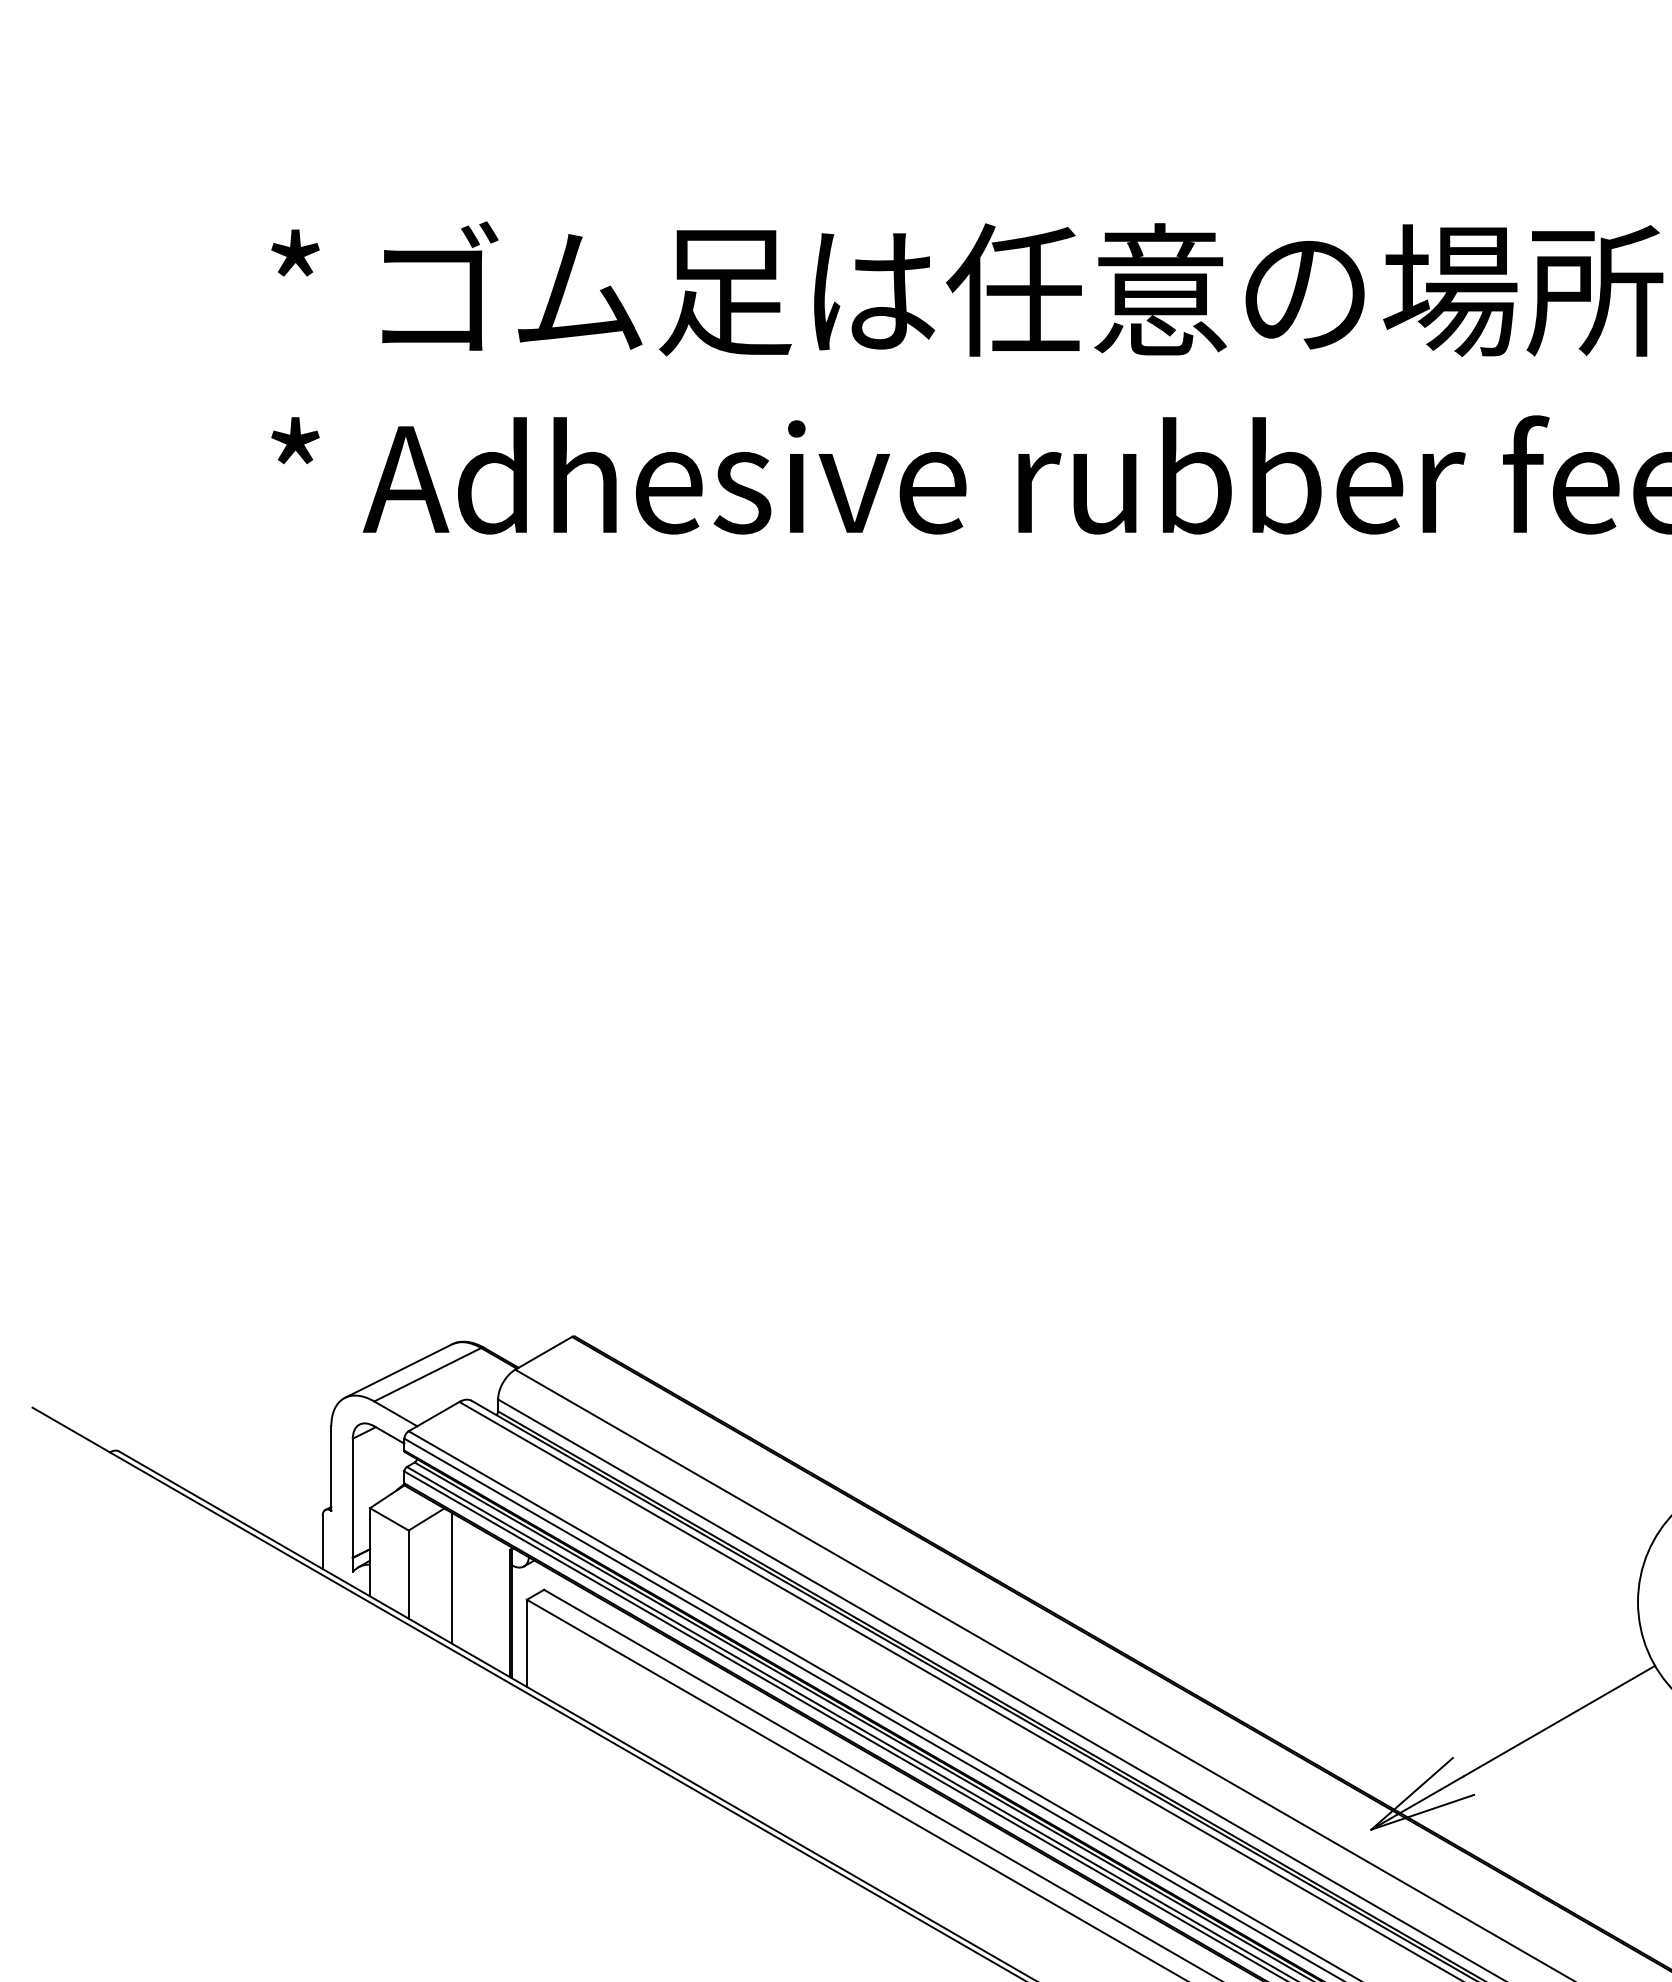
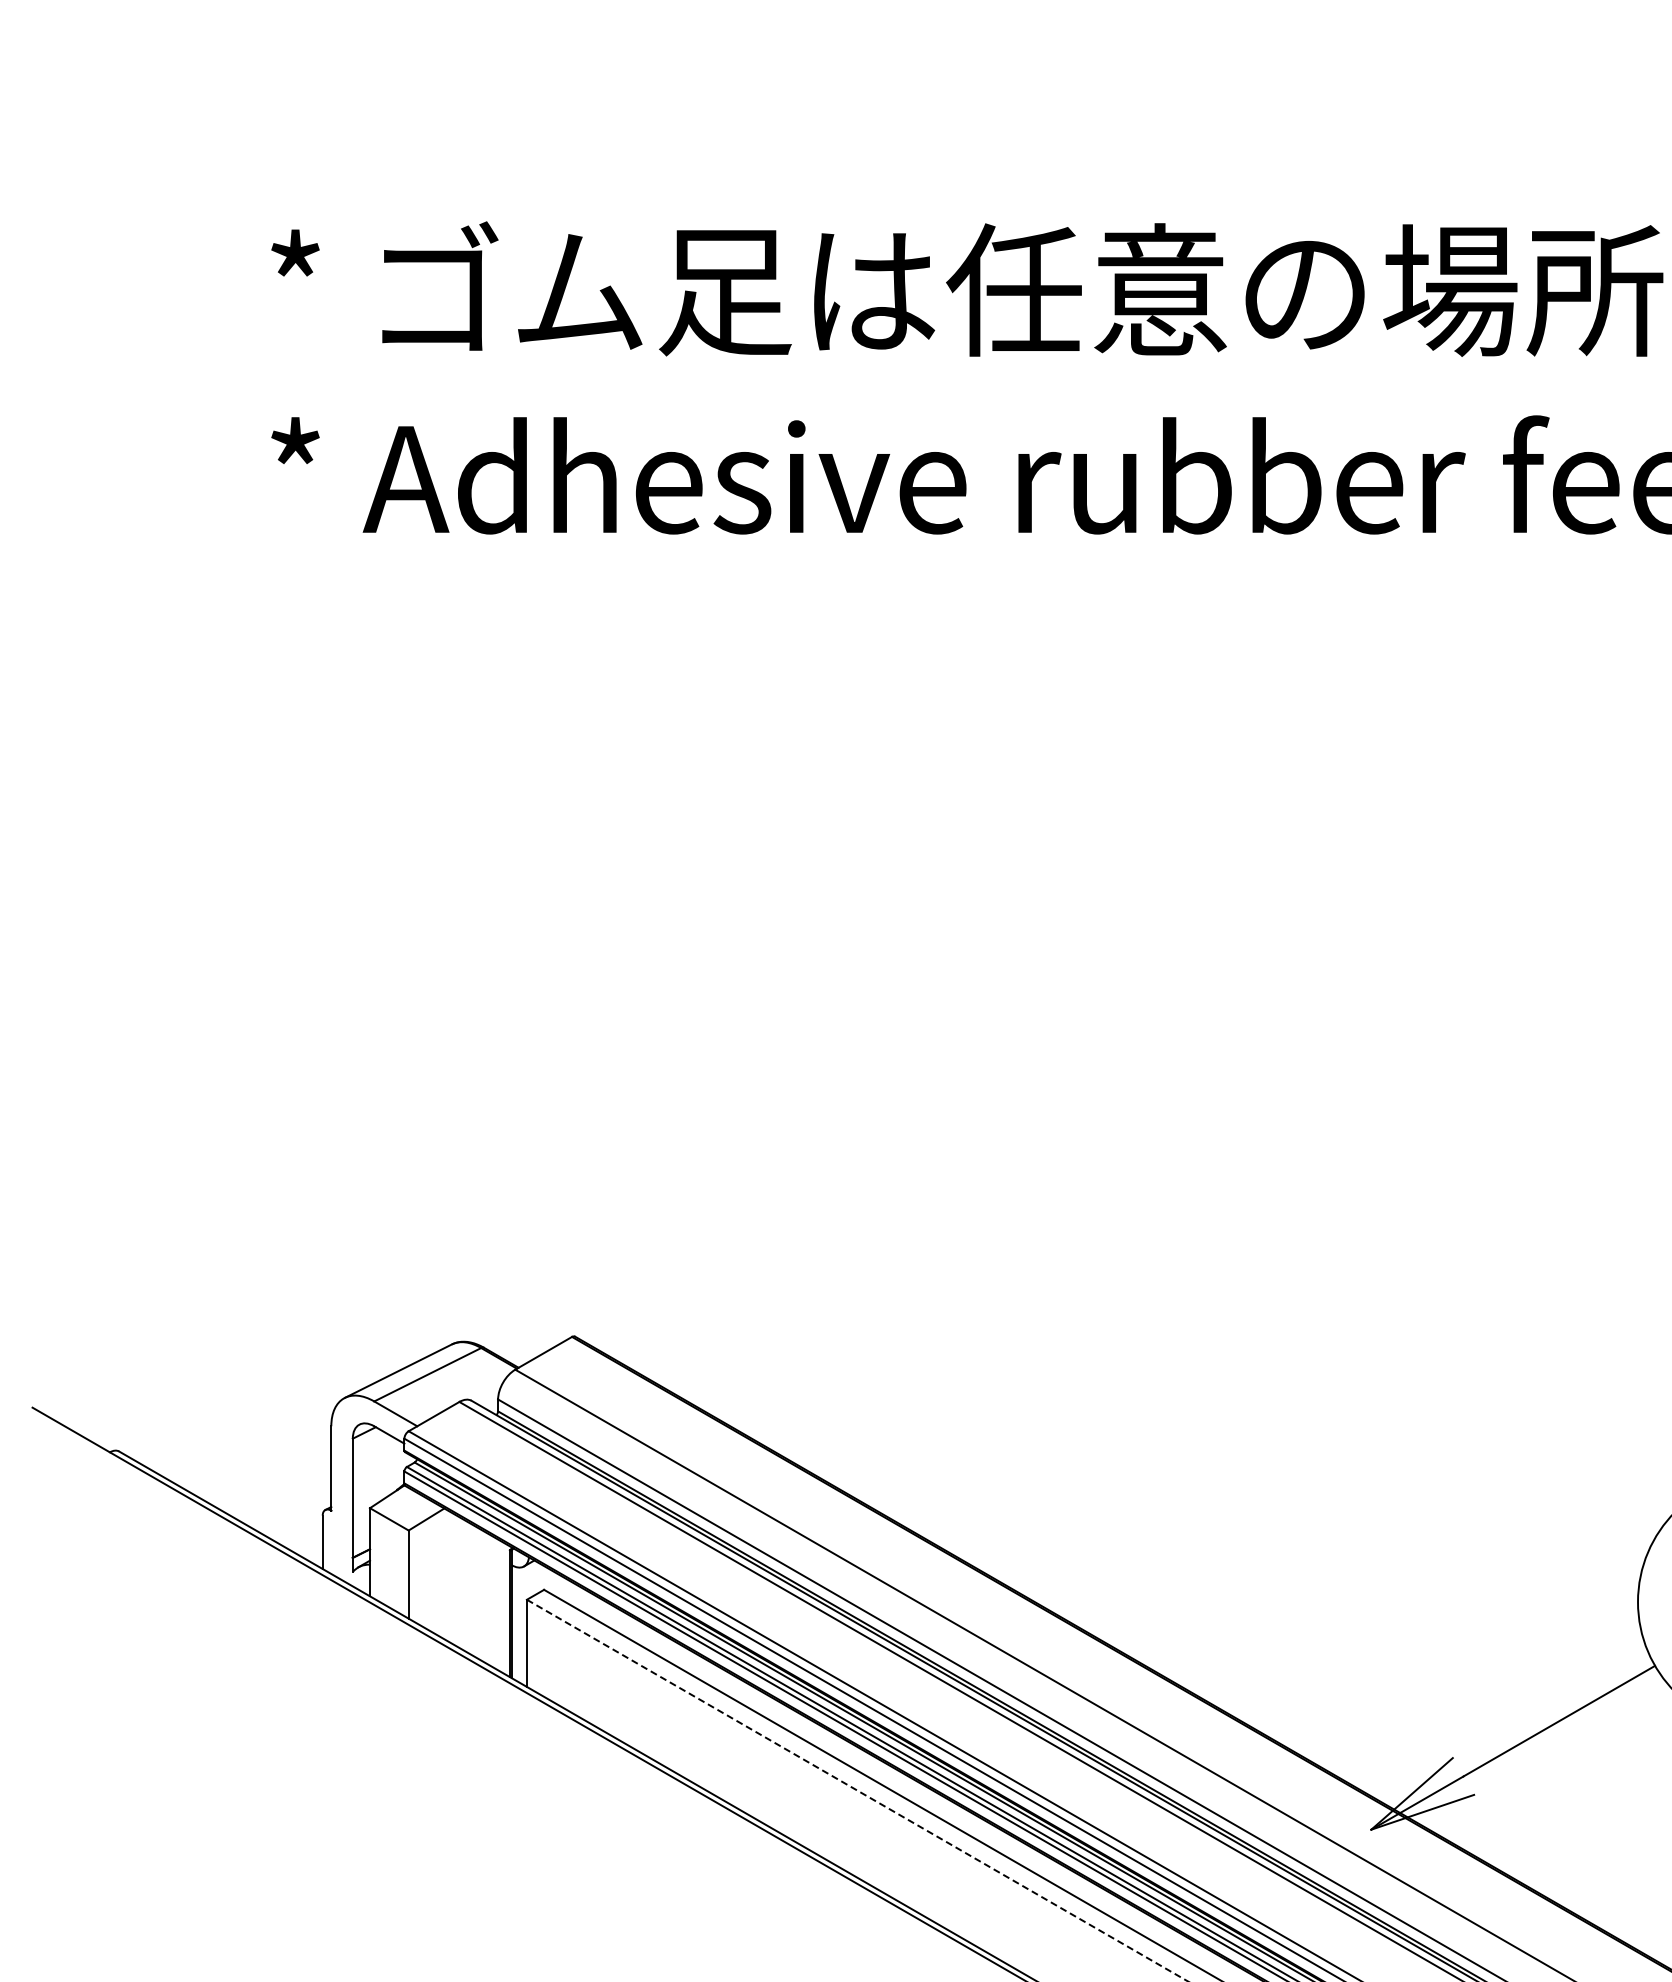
line: present -> none (451, 1577)
line: solid -> dashed (857, 1790)
